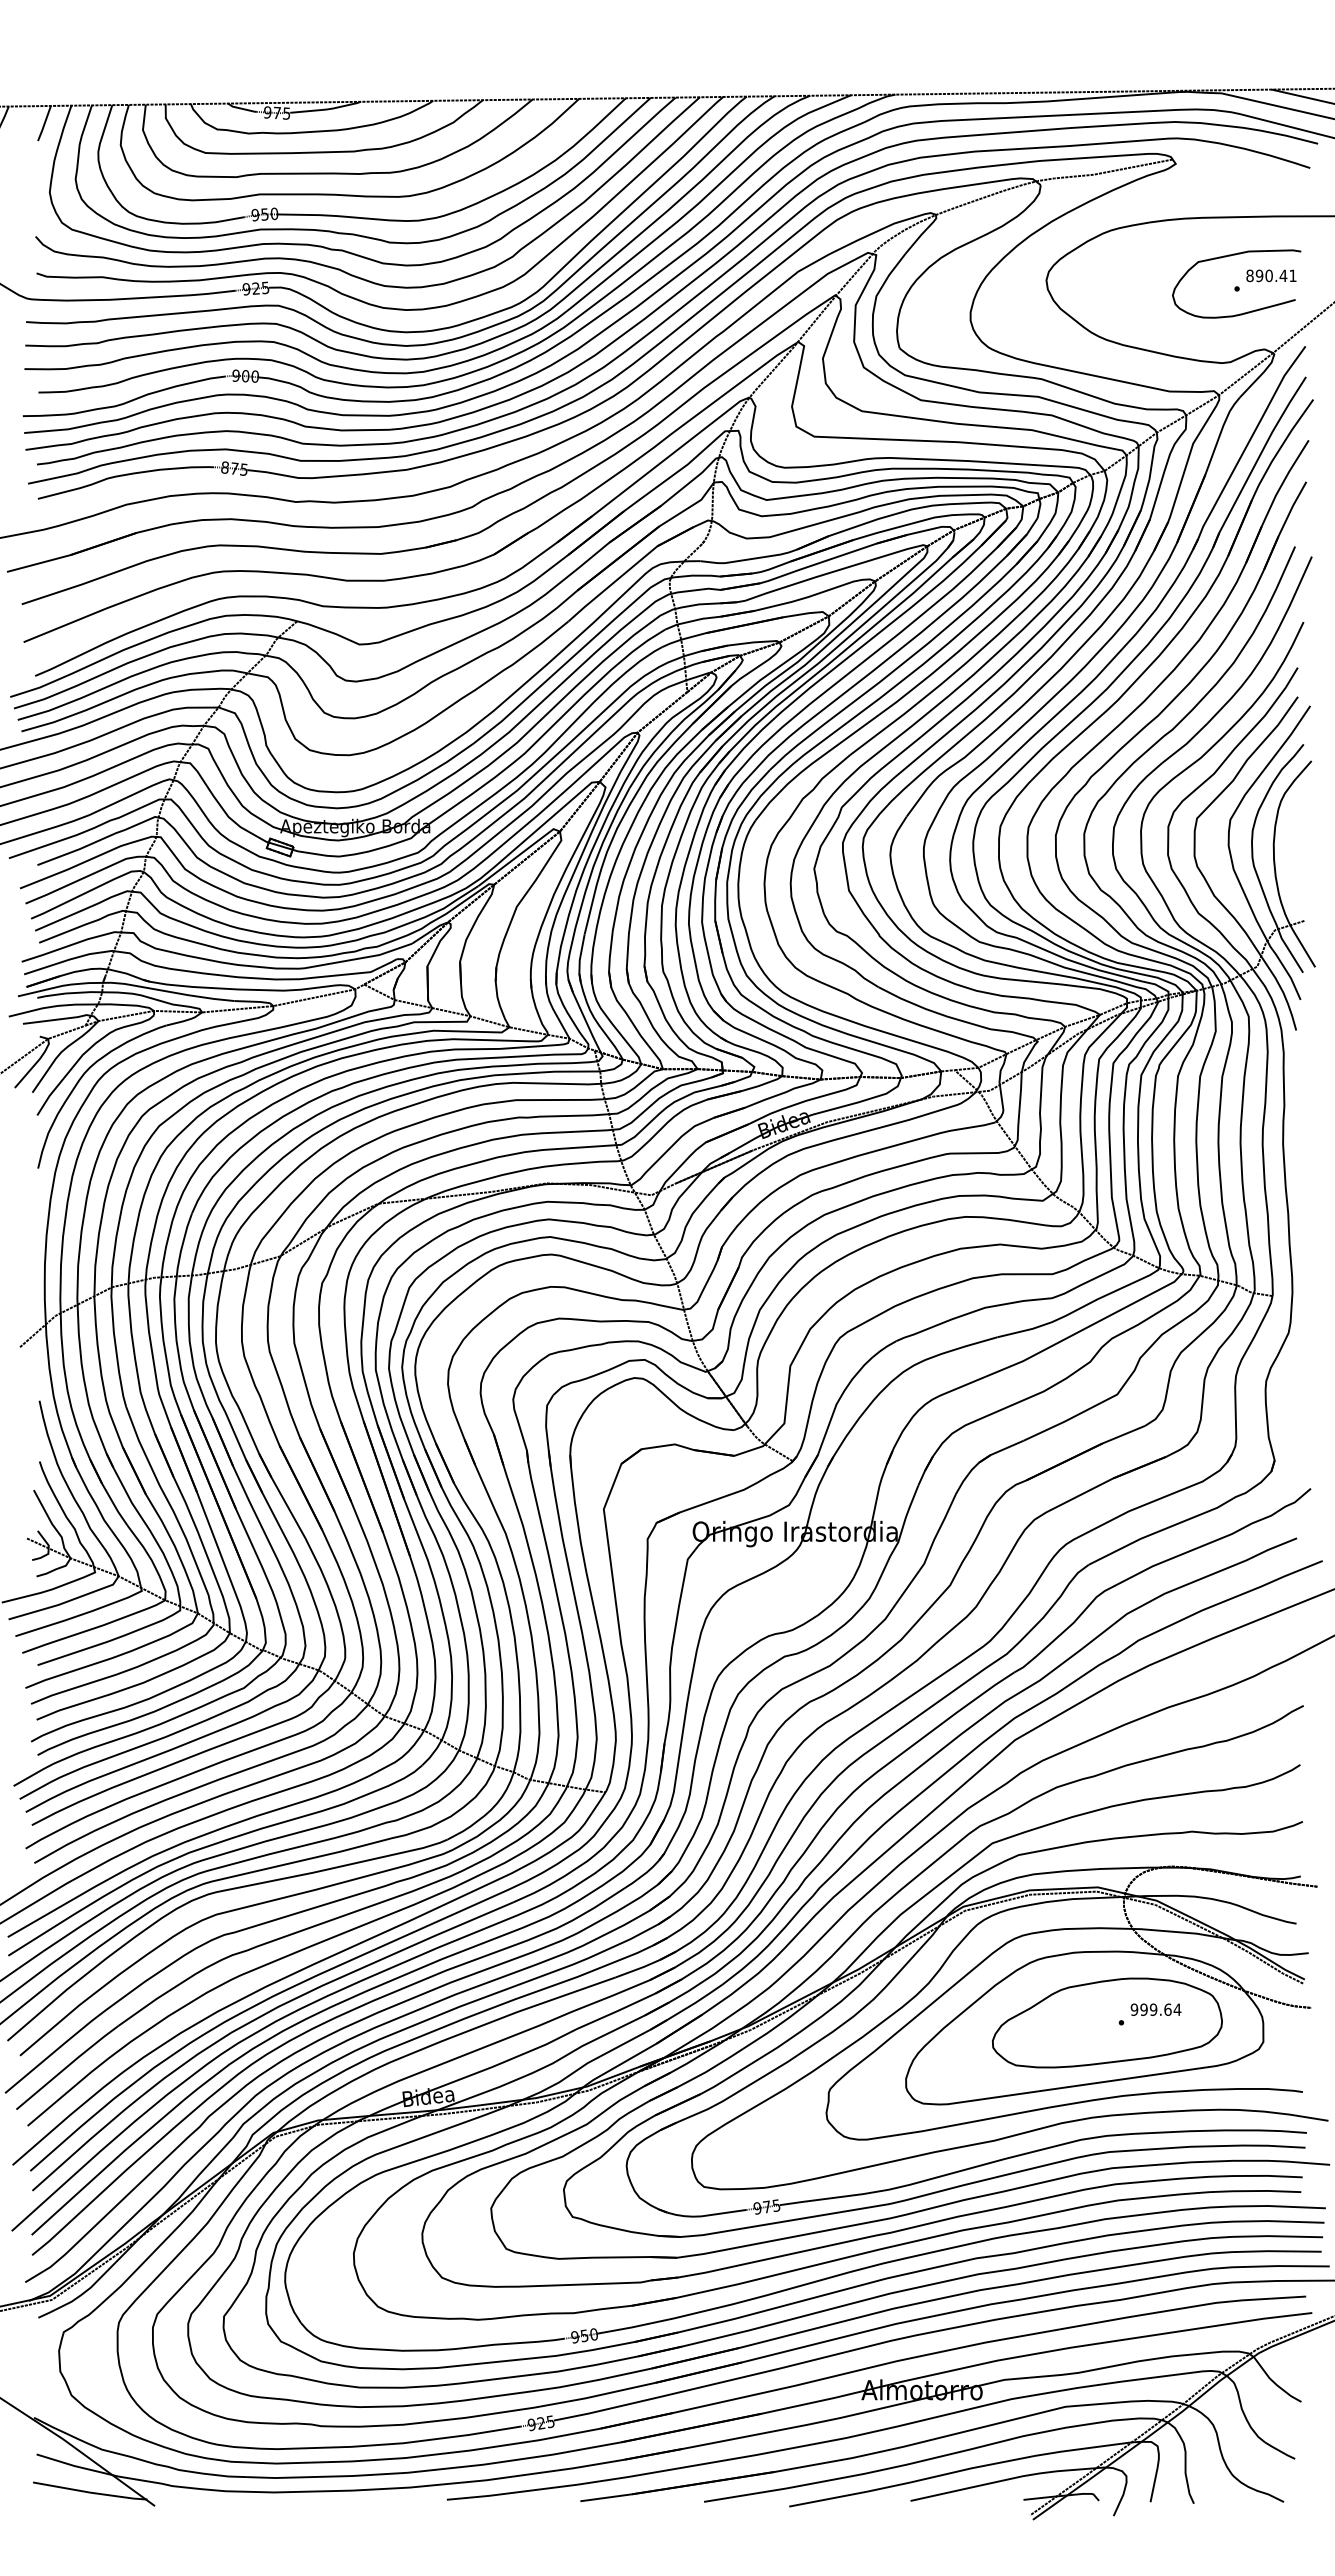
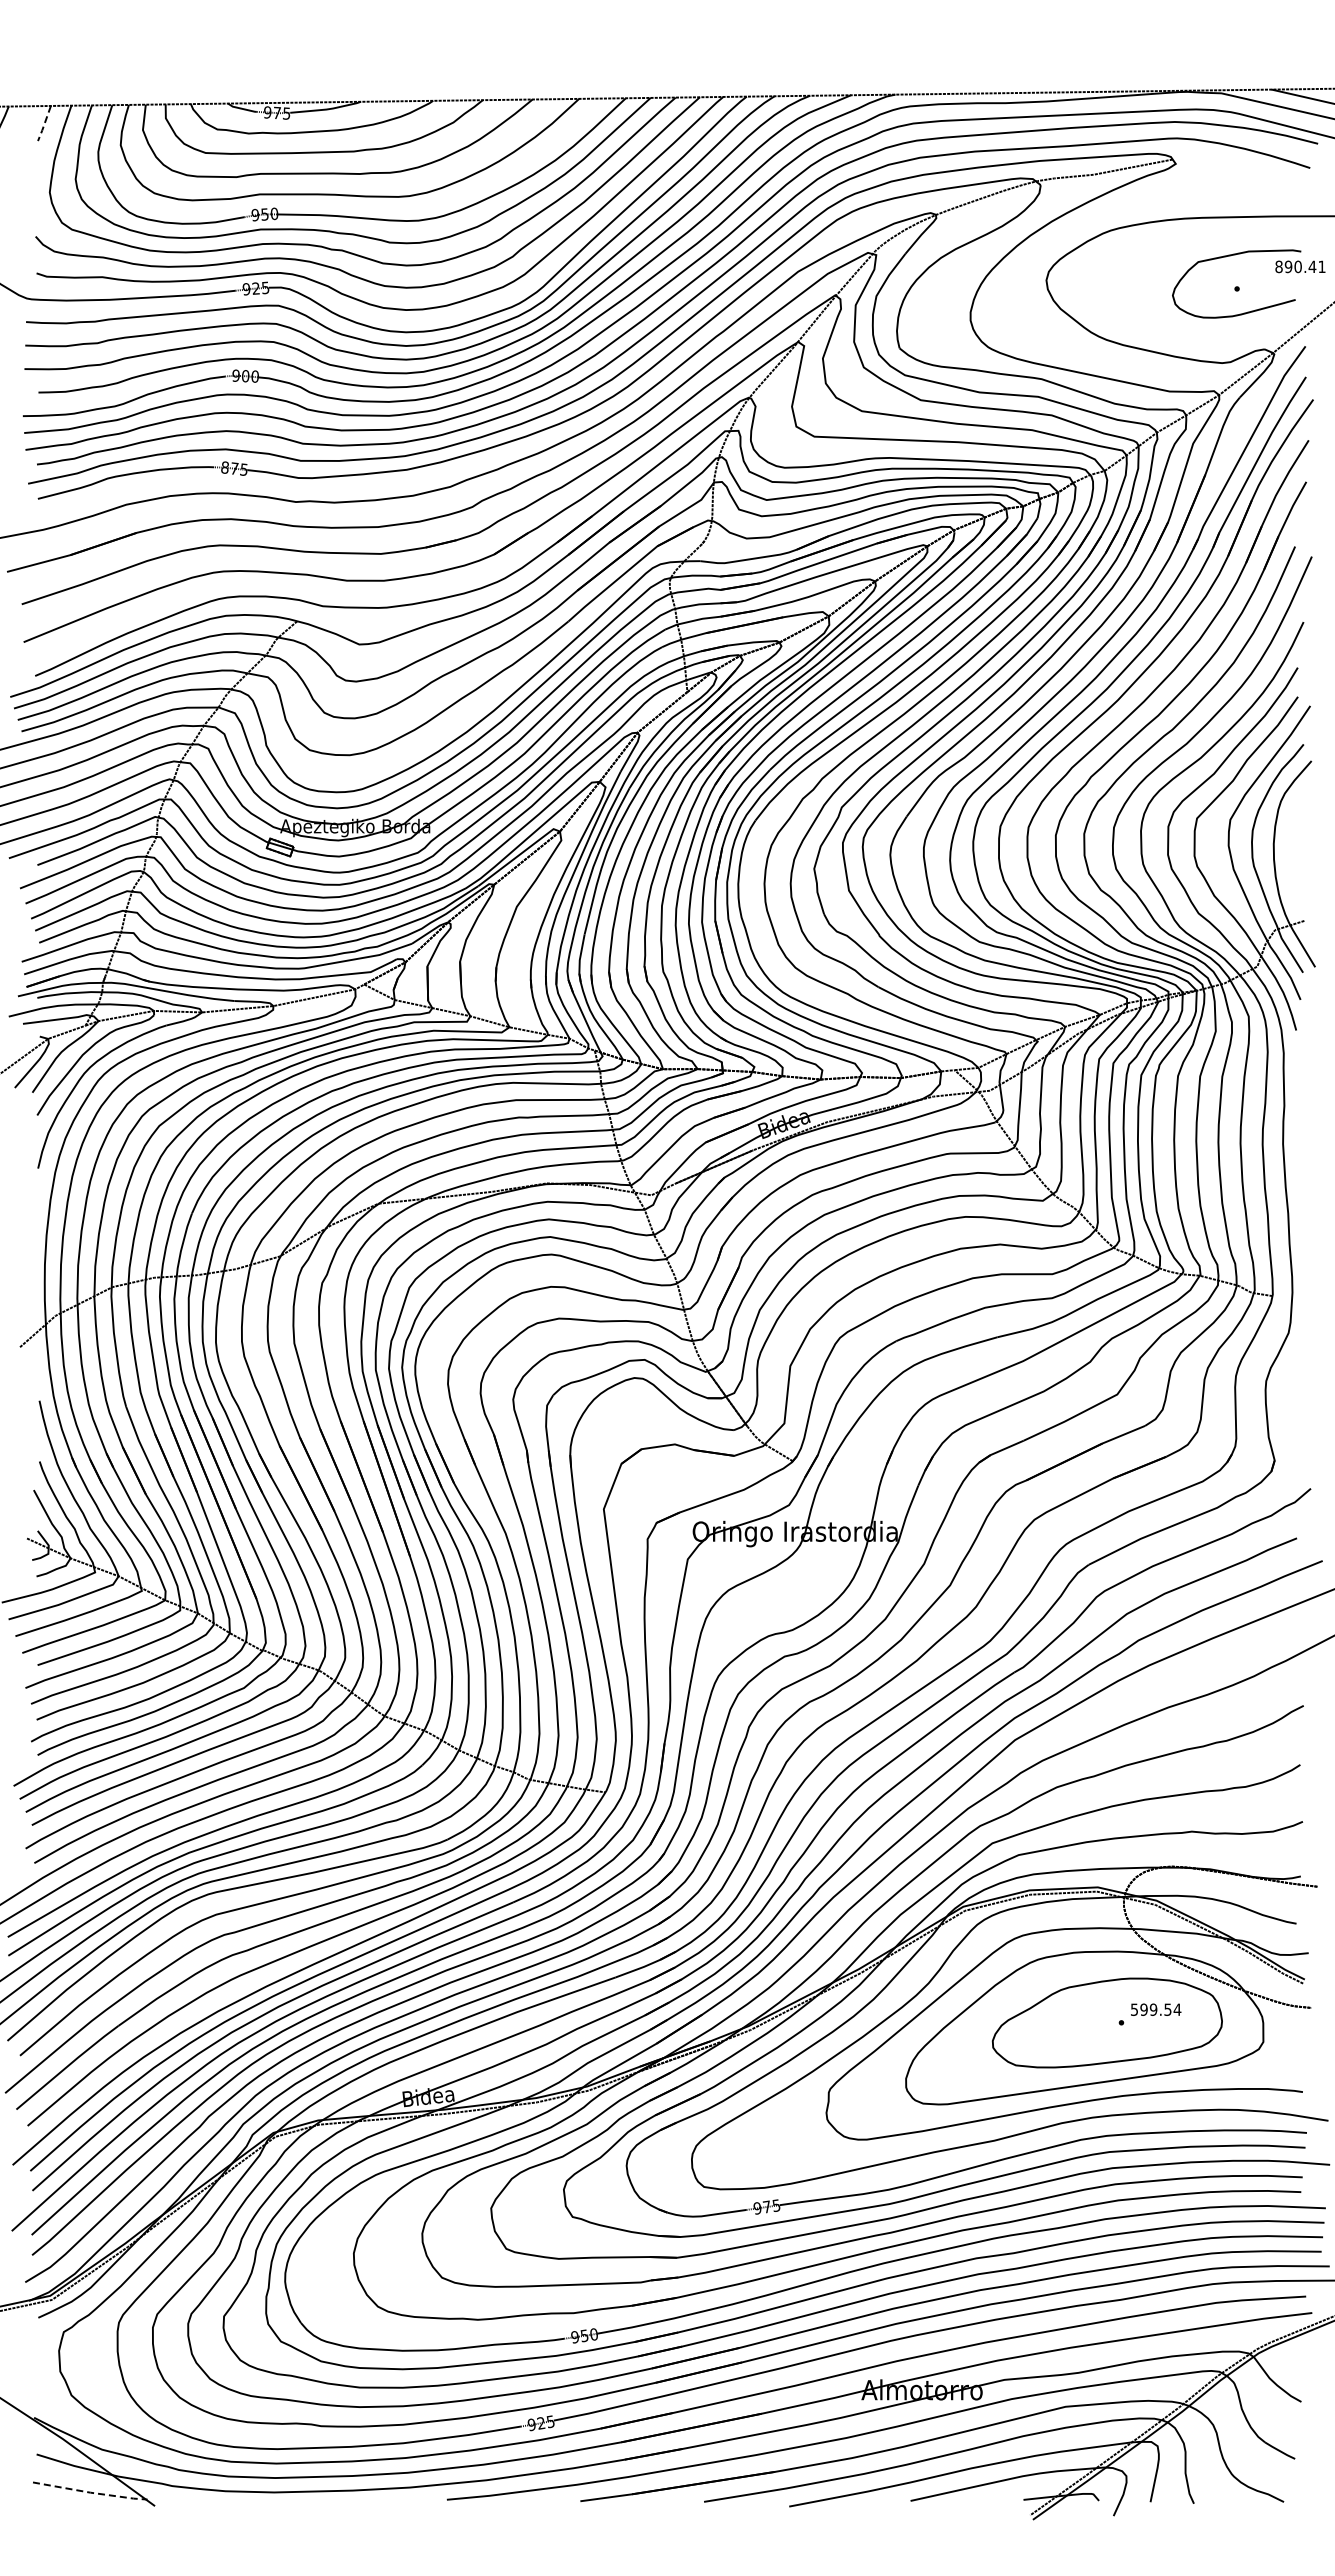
line: solid -> dashed (44, 124)
text position: (1271, 275) -> (1300, 266) (1300, 266)
text: 999.64 -> 599.54 (1150, 2009)
line: solid -> dashed (90, 2492)
